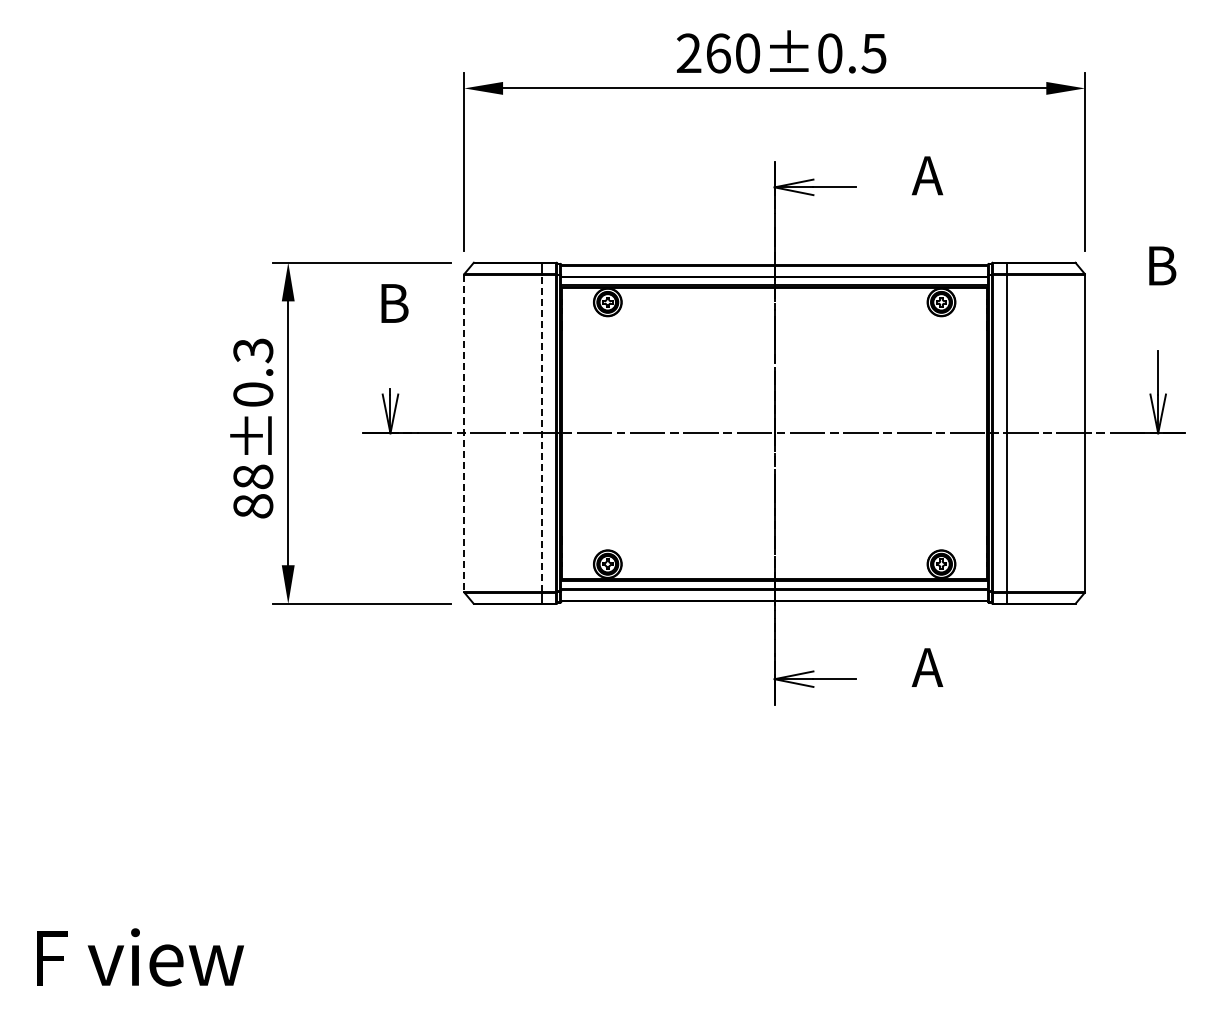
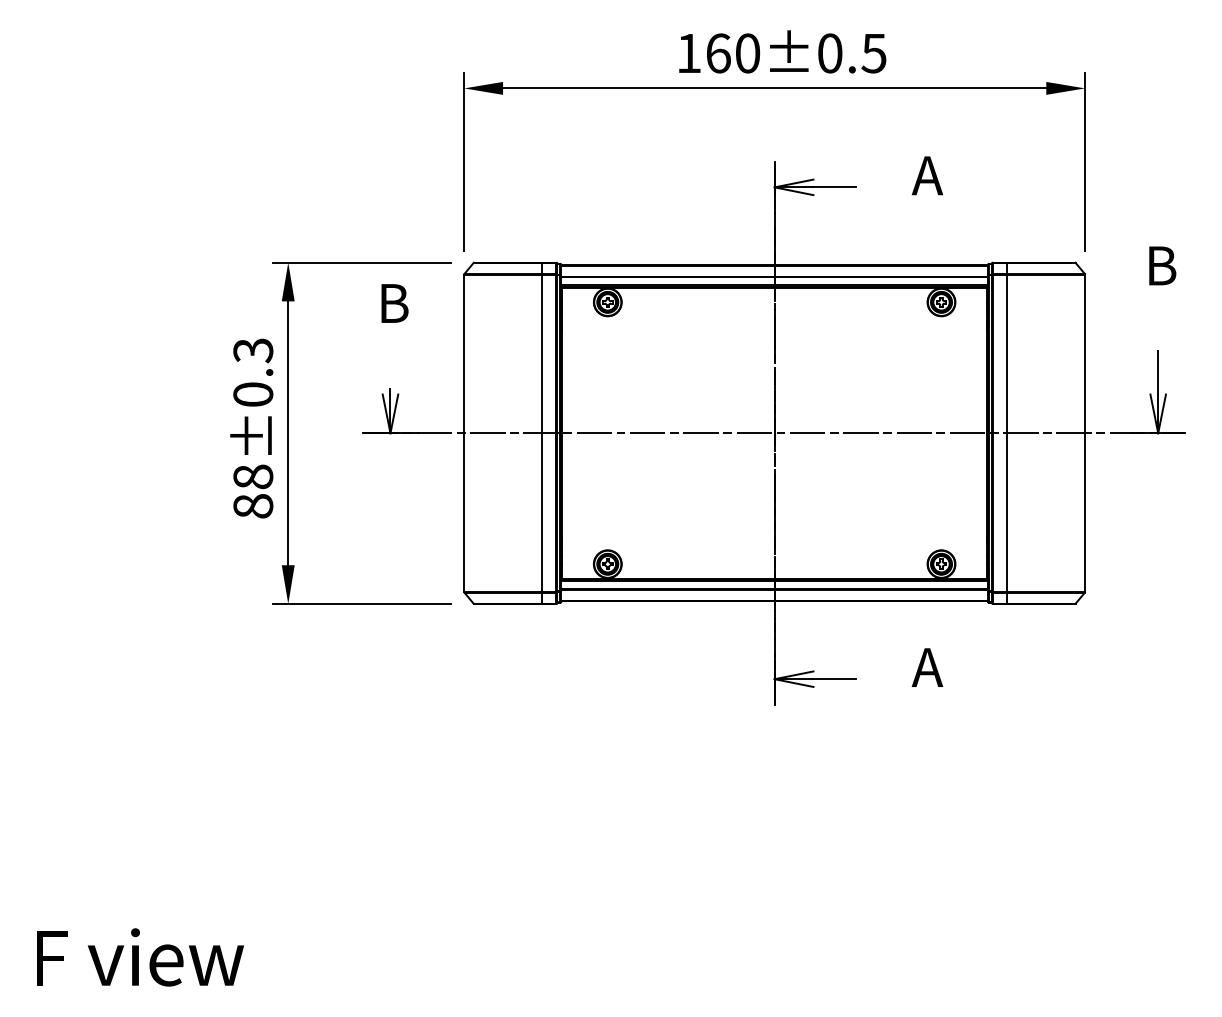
text: 260±0.5 -> 160±0.5 (689, 52)
line: dashed -> solid (464, 433)
line: dashed -> solid (541, 433)
